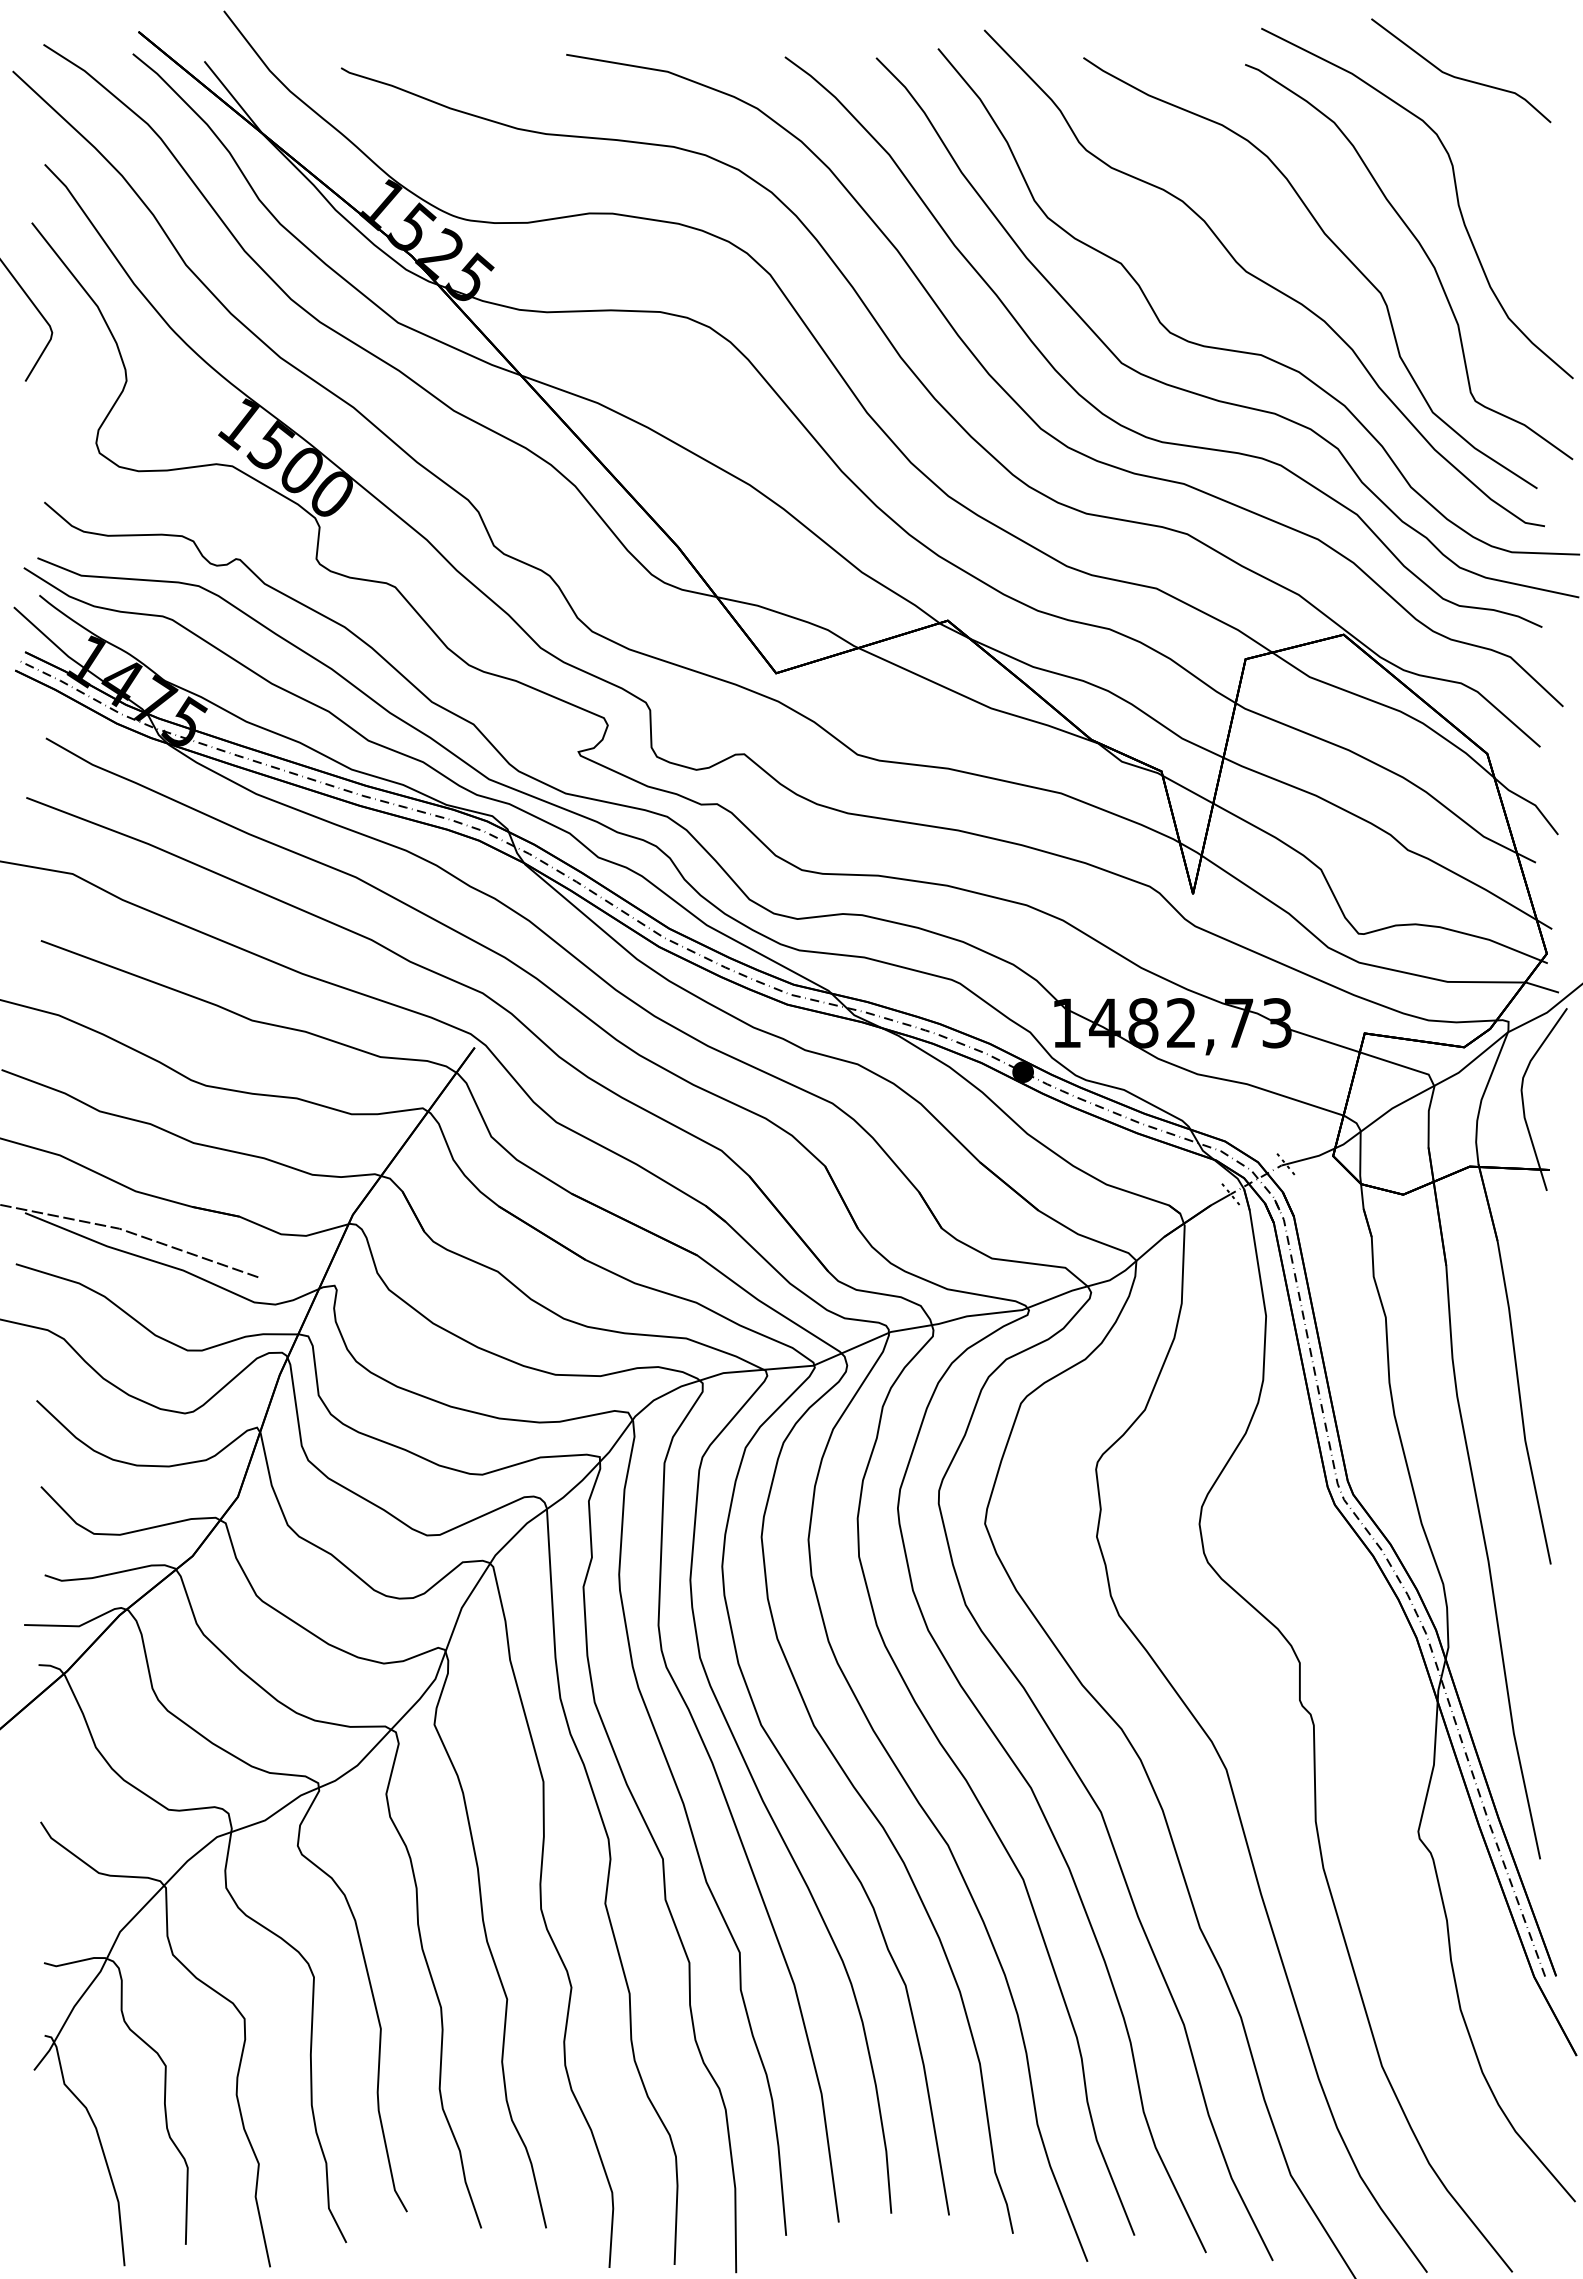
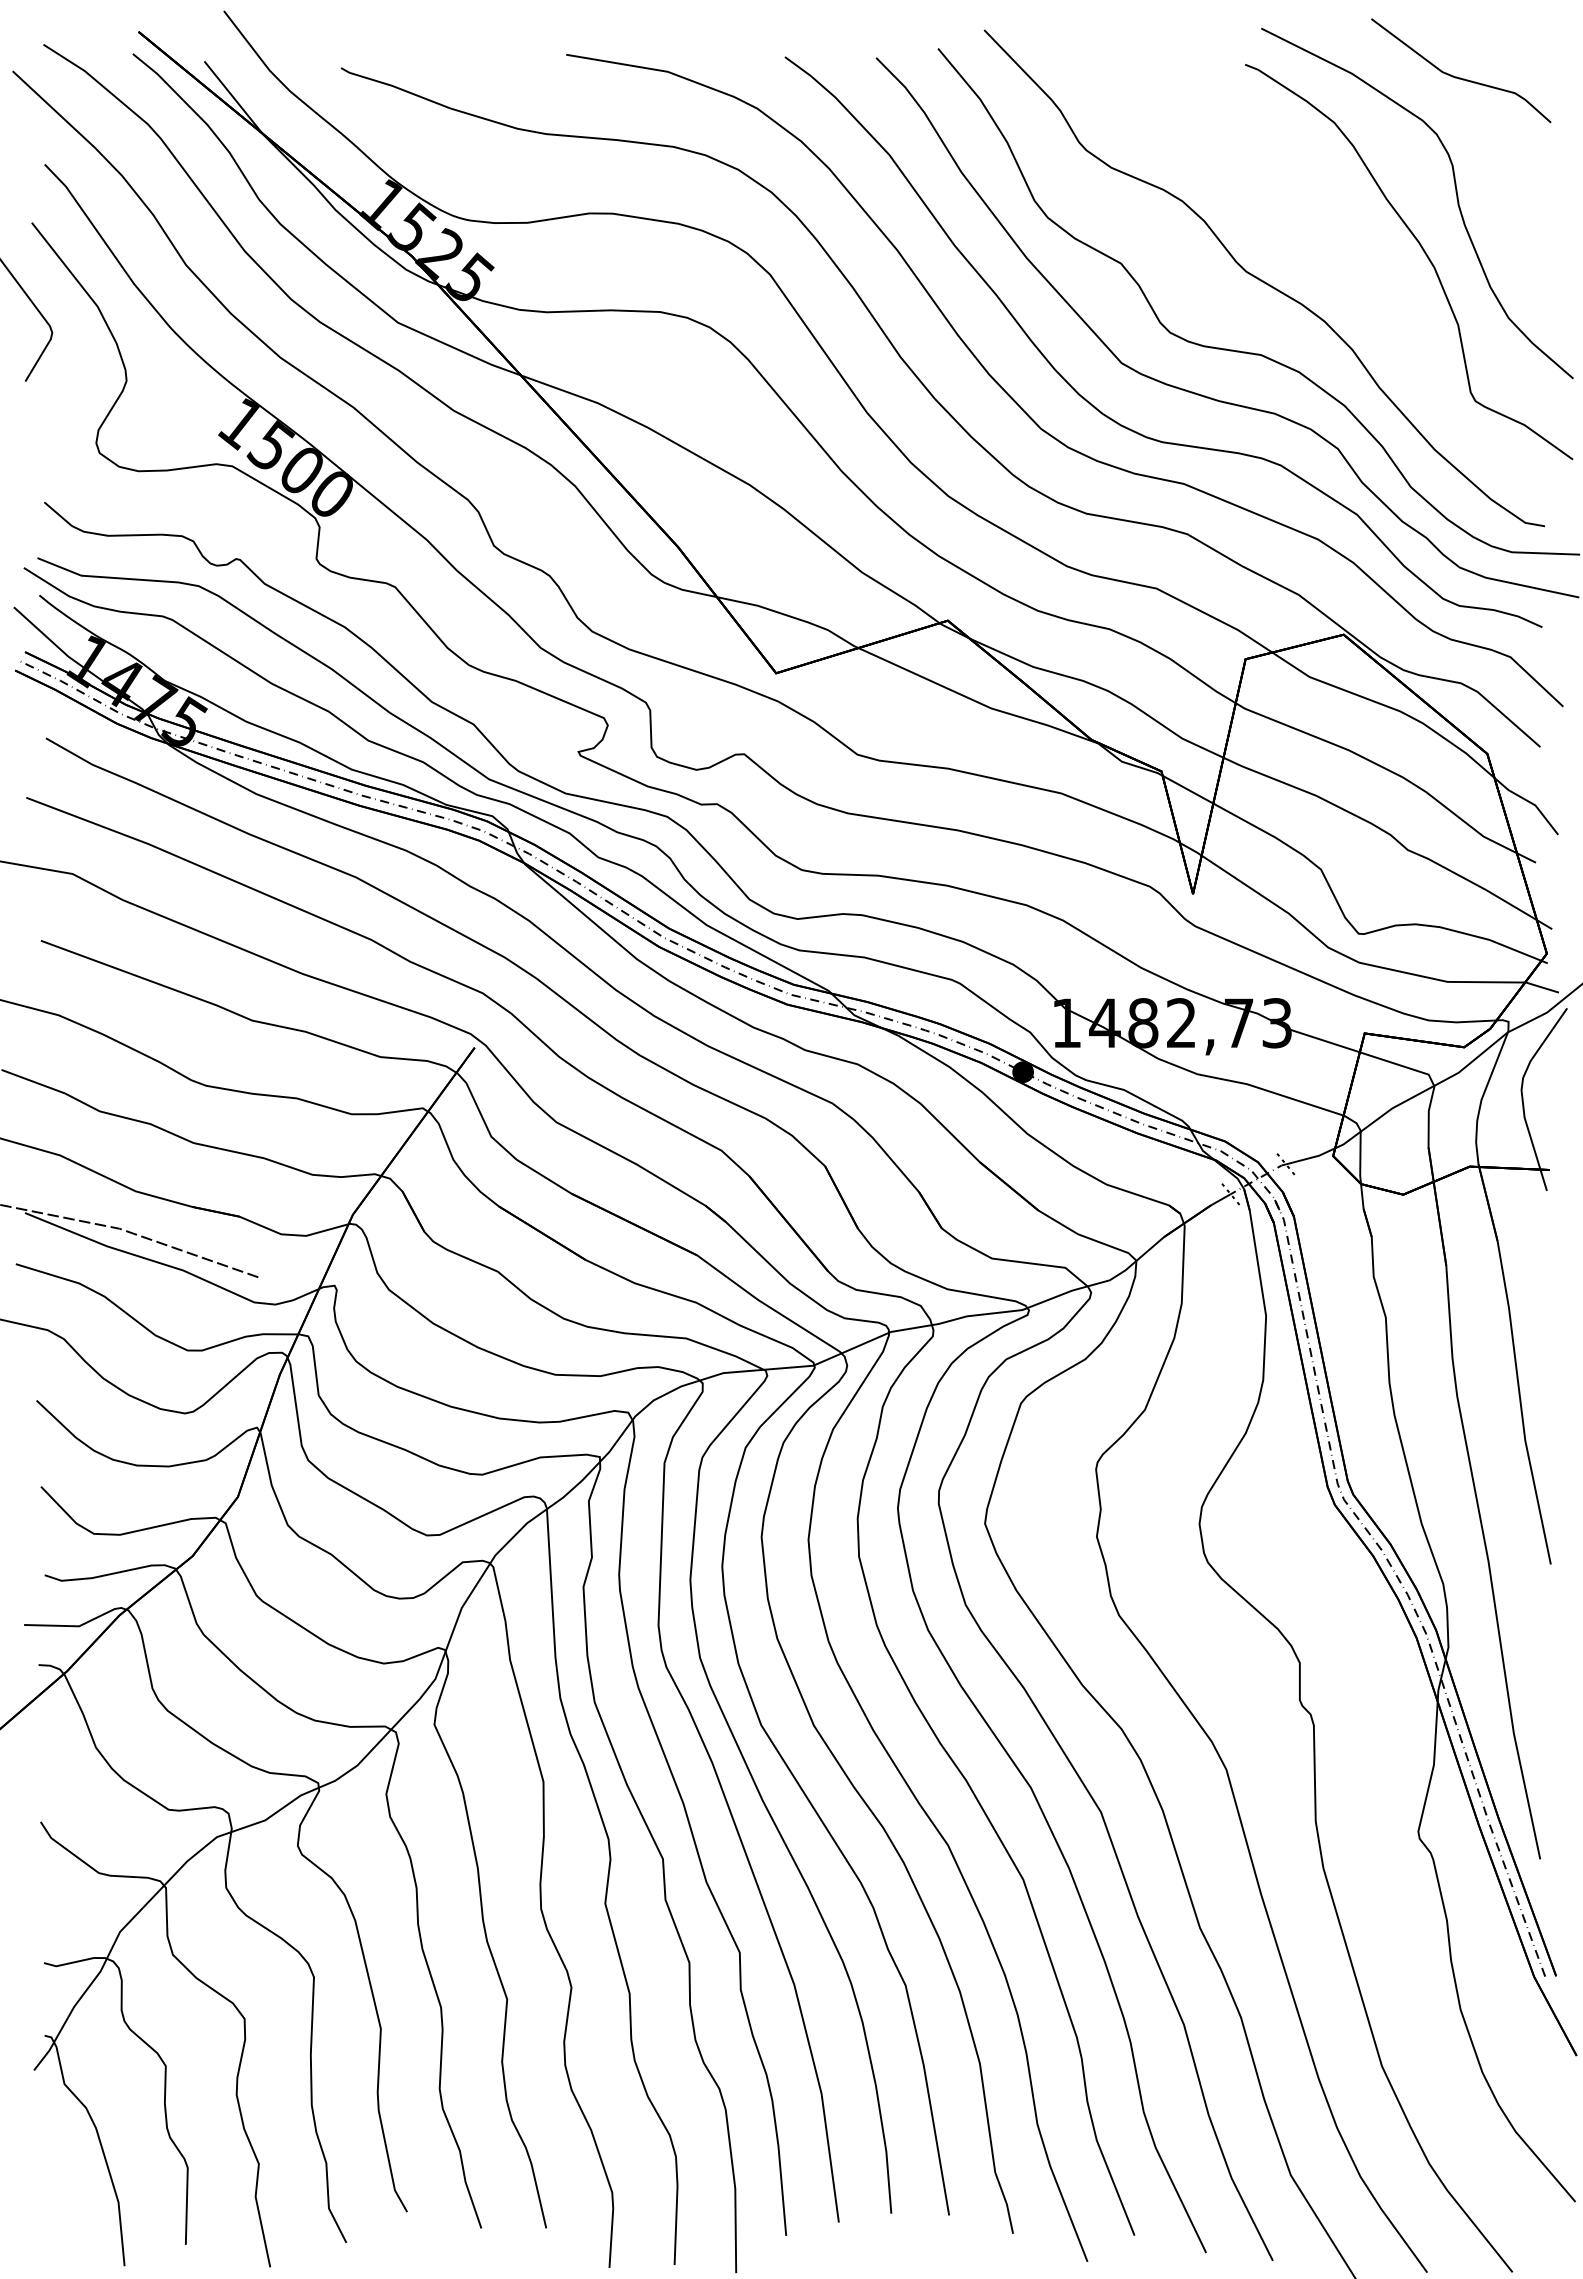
curve: present -> none (1336, 247)
